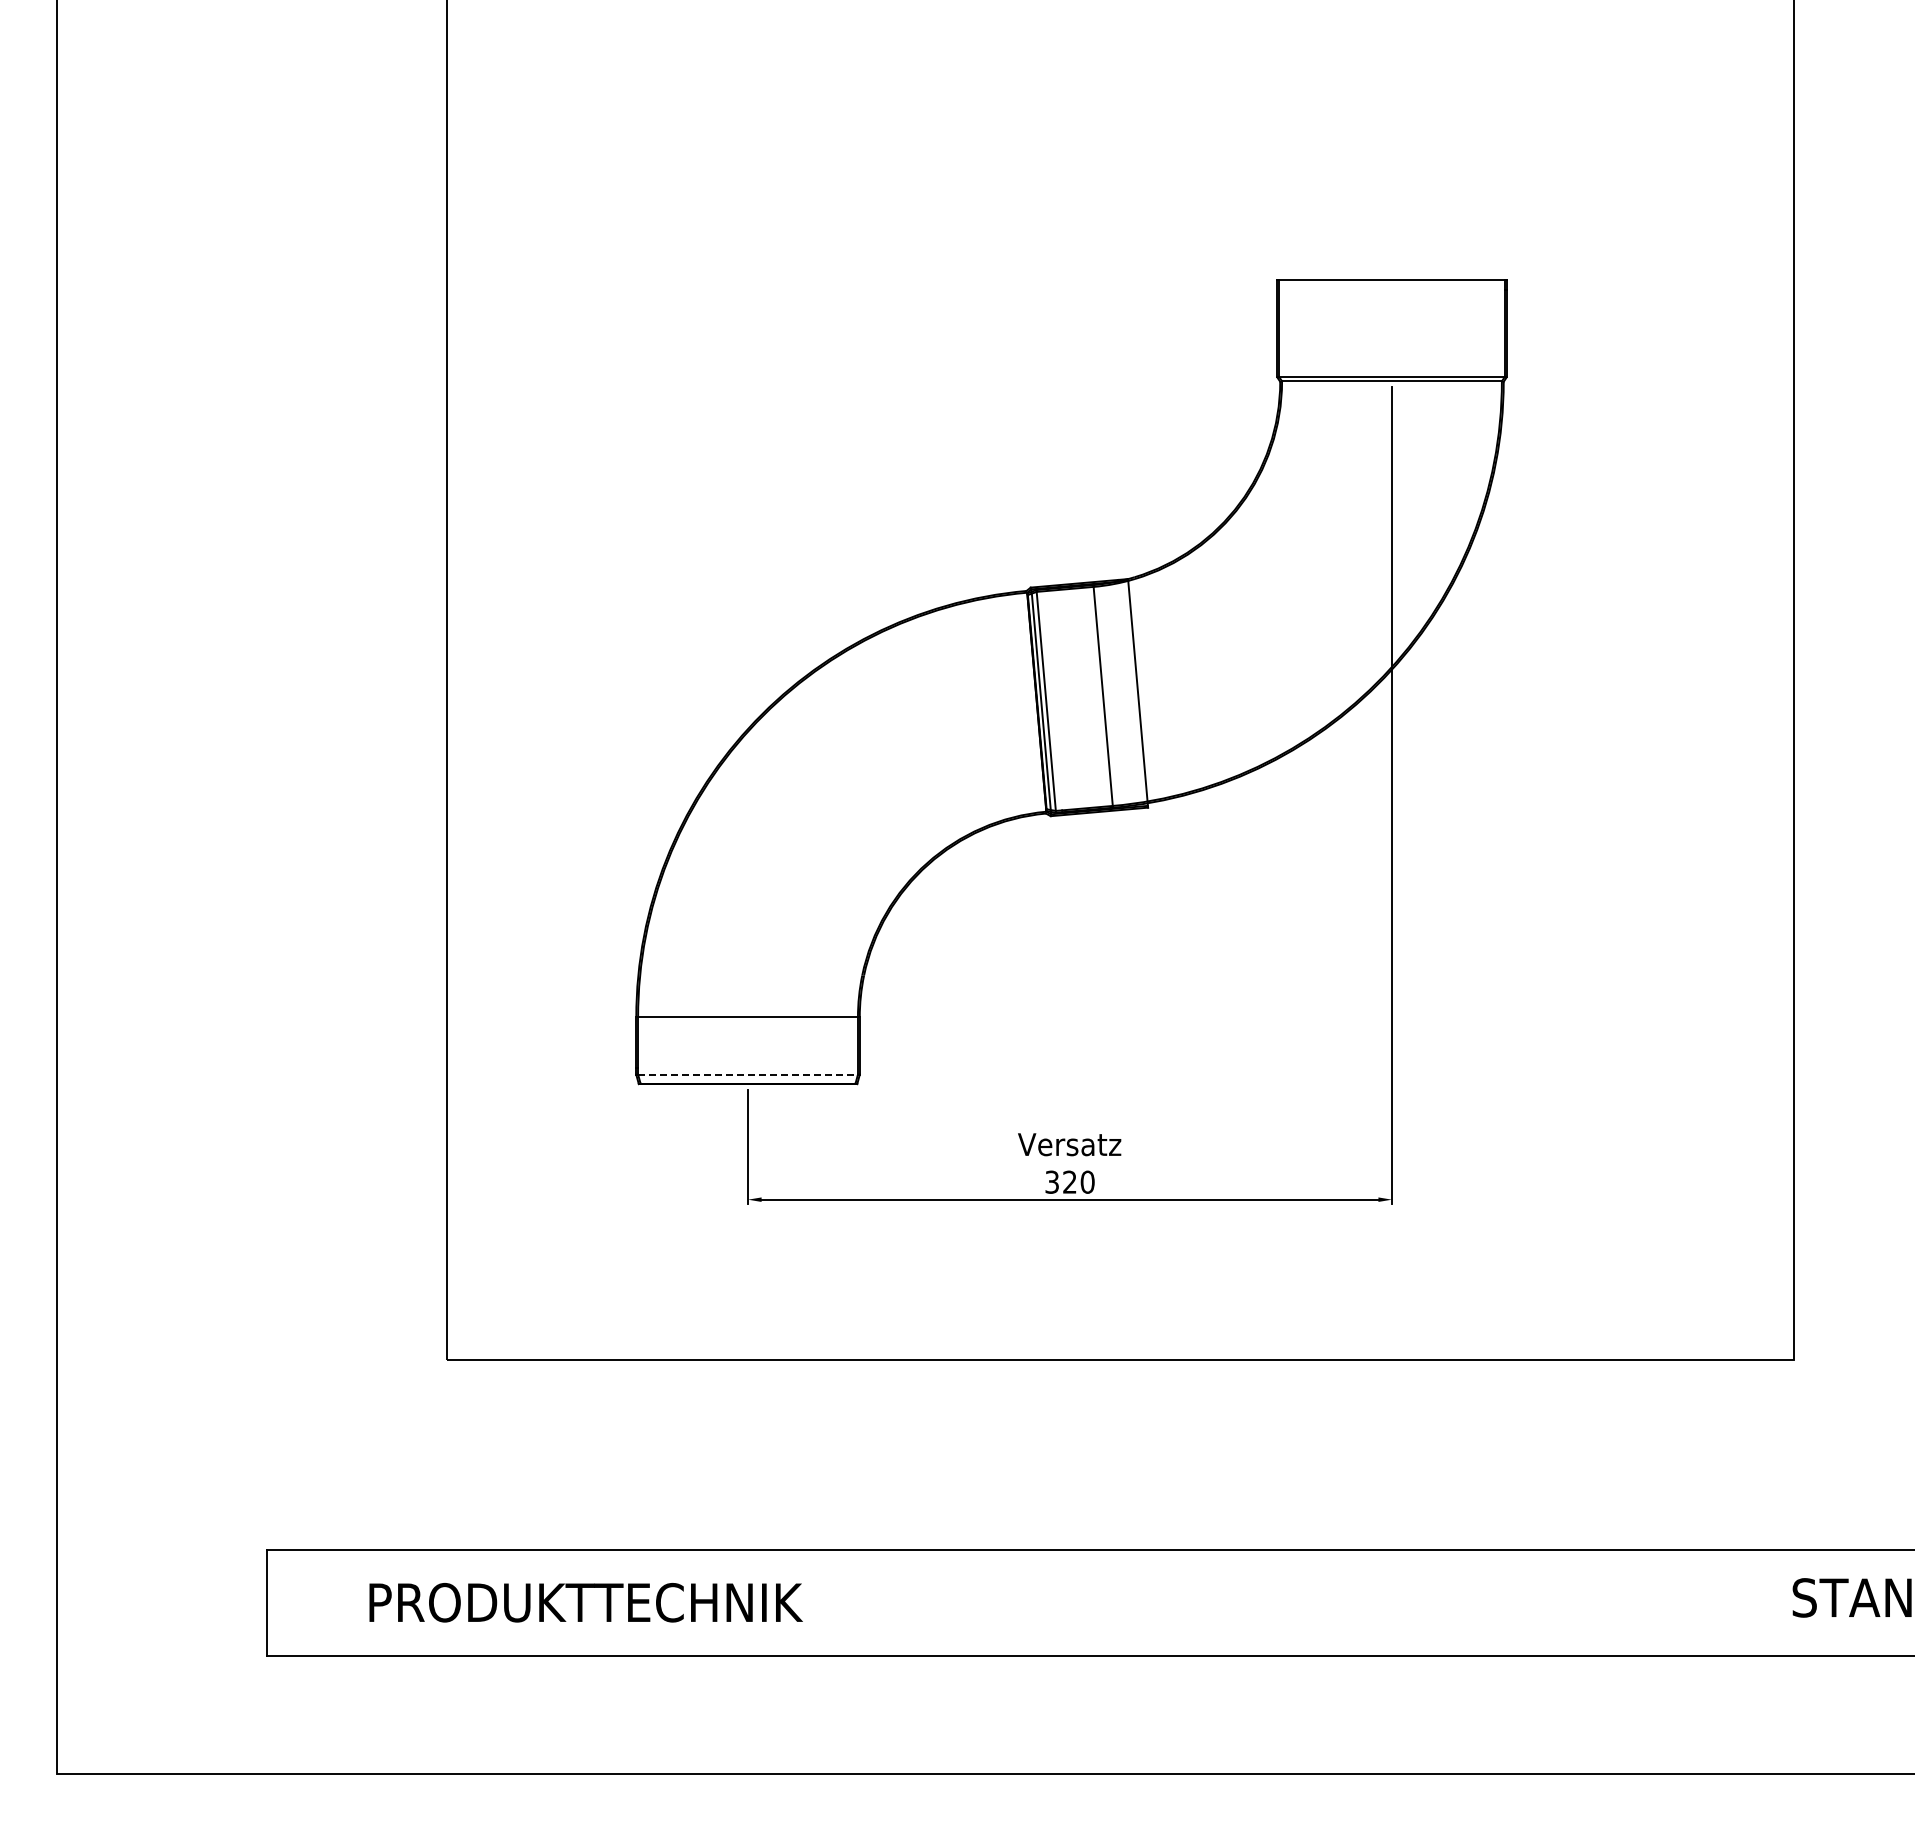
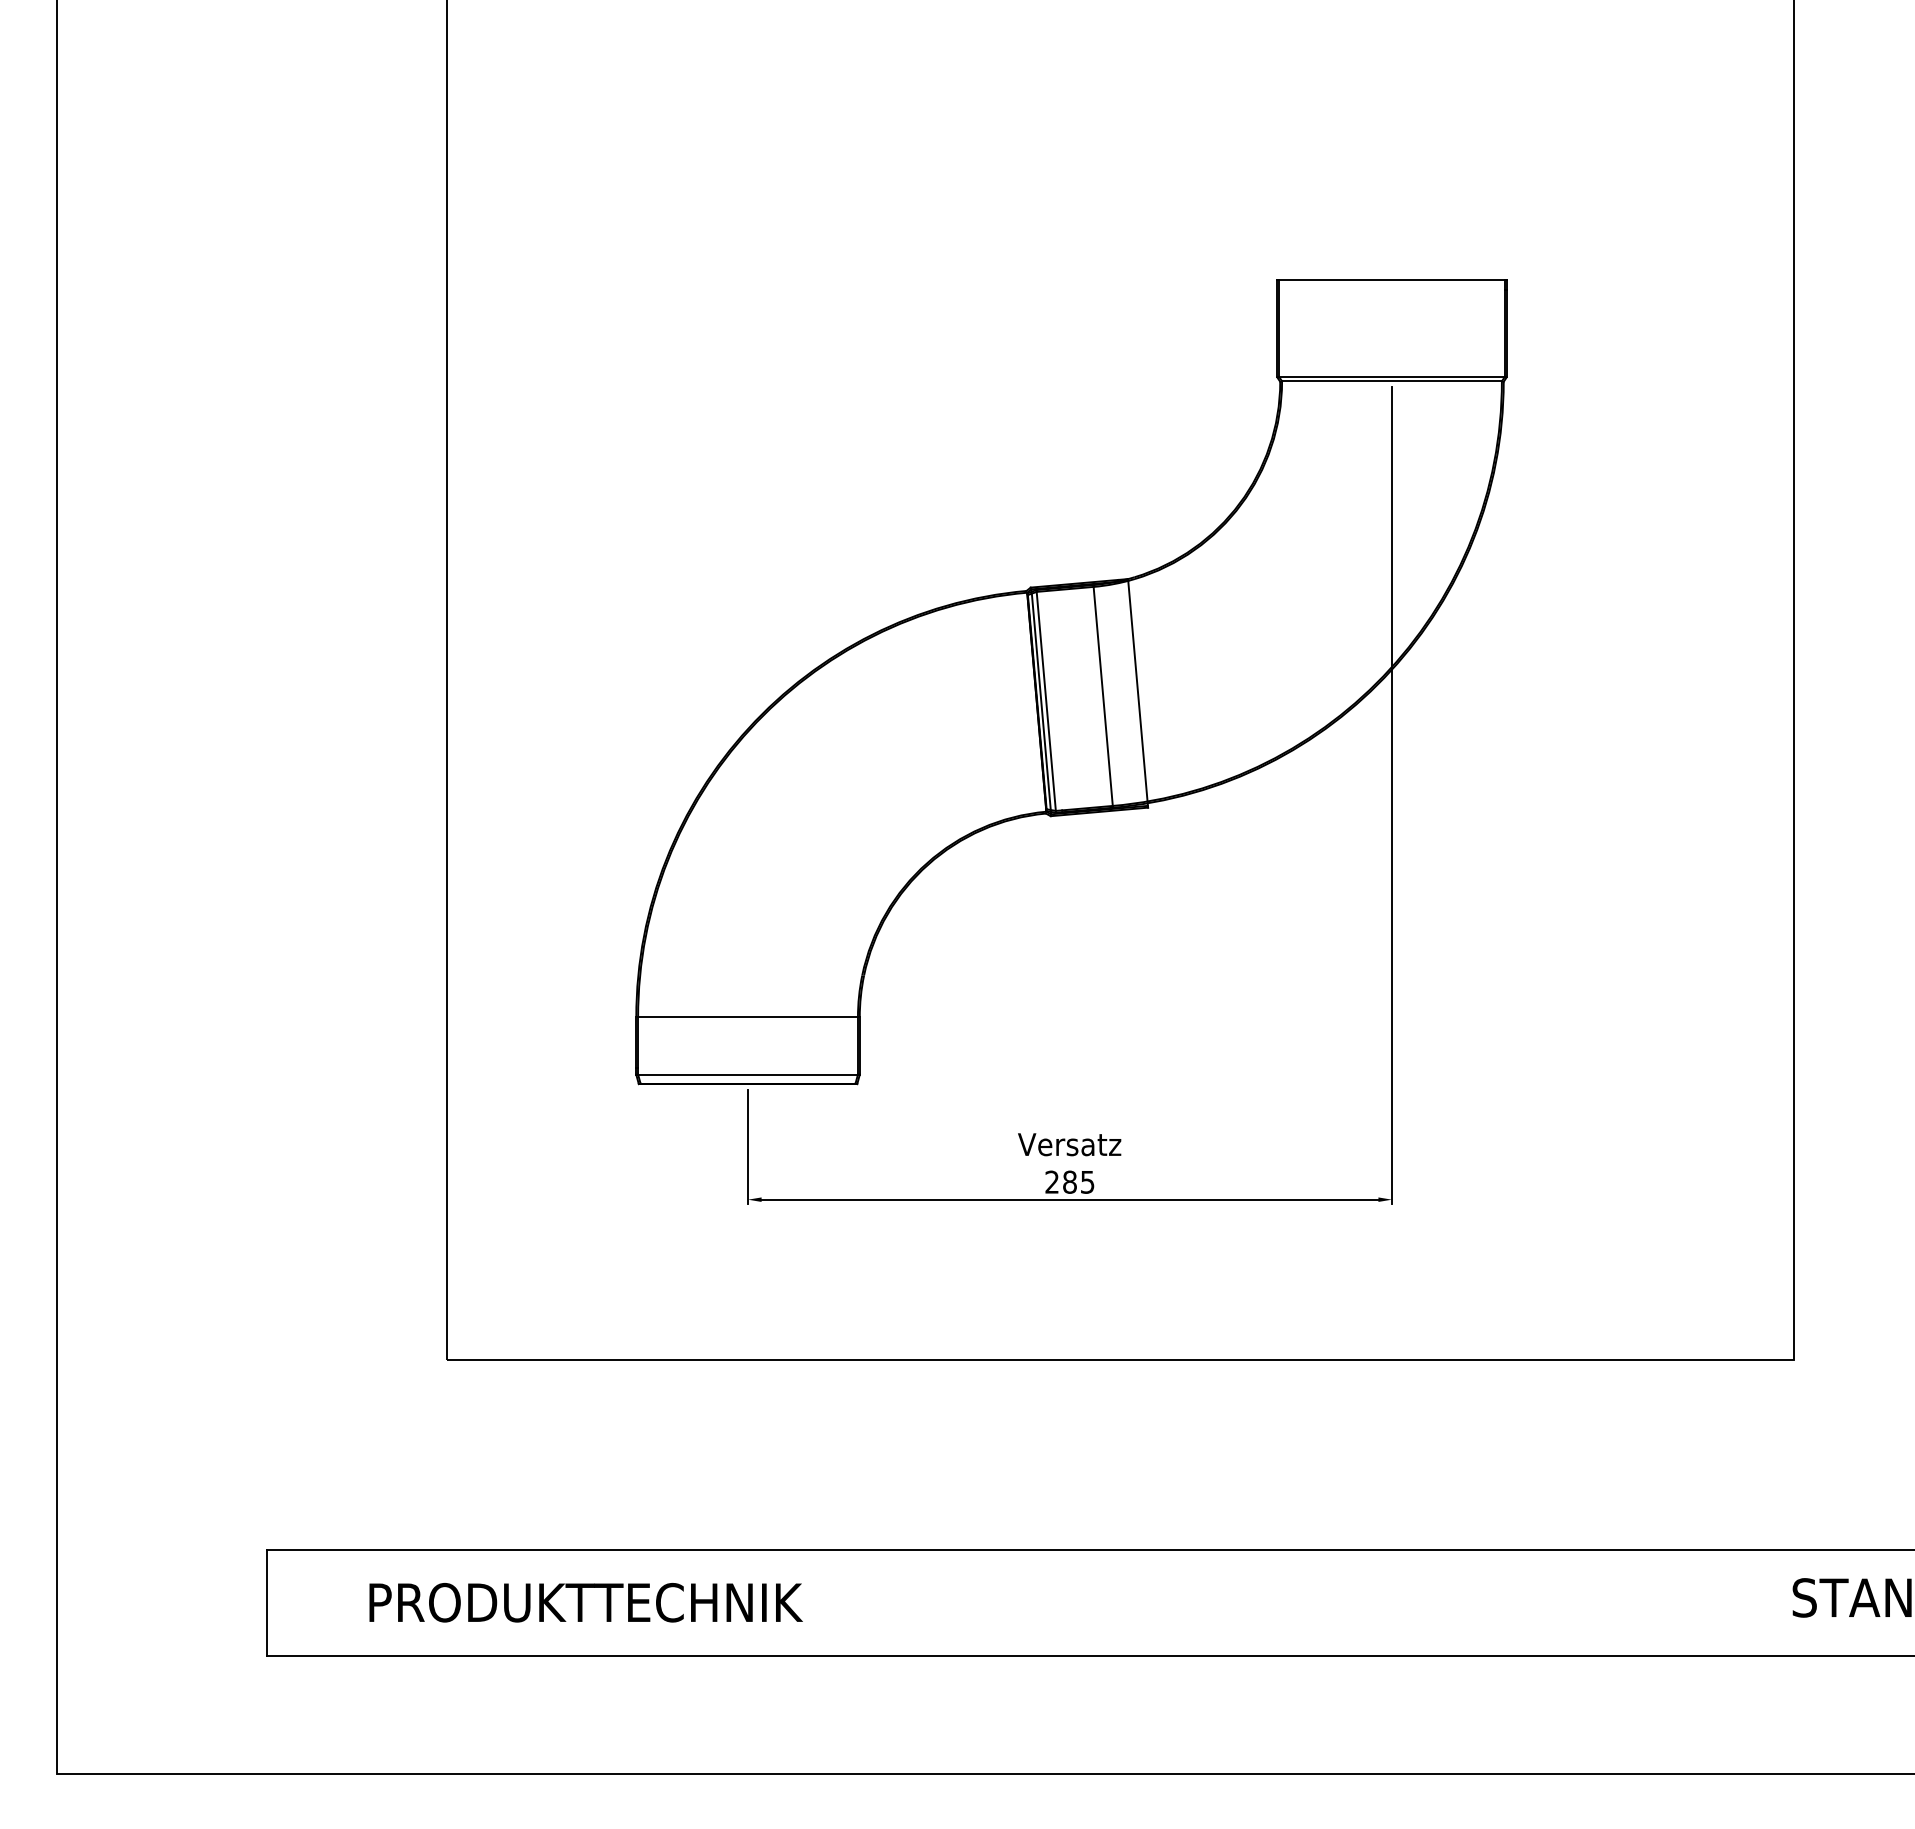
line: dashed -> solid (748, 1074)
text: 320 -> 285 (1069, 1181)
